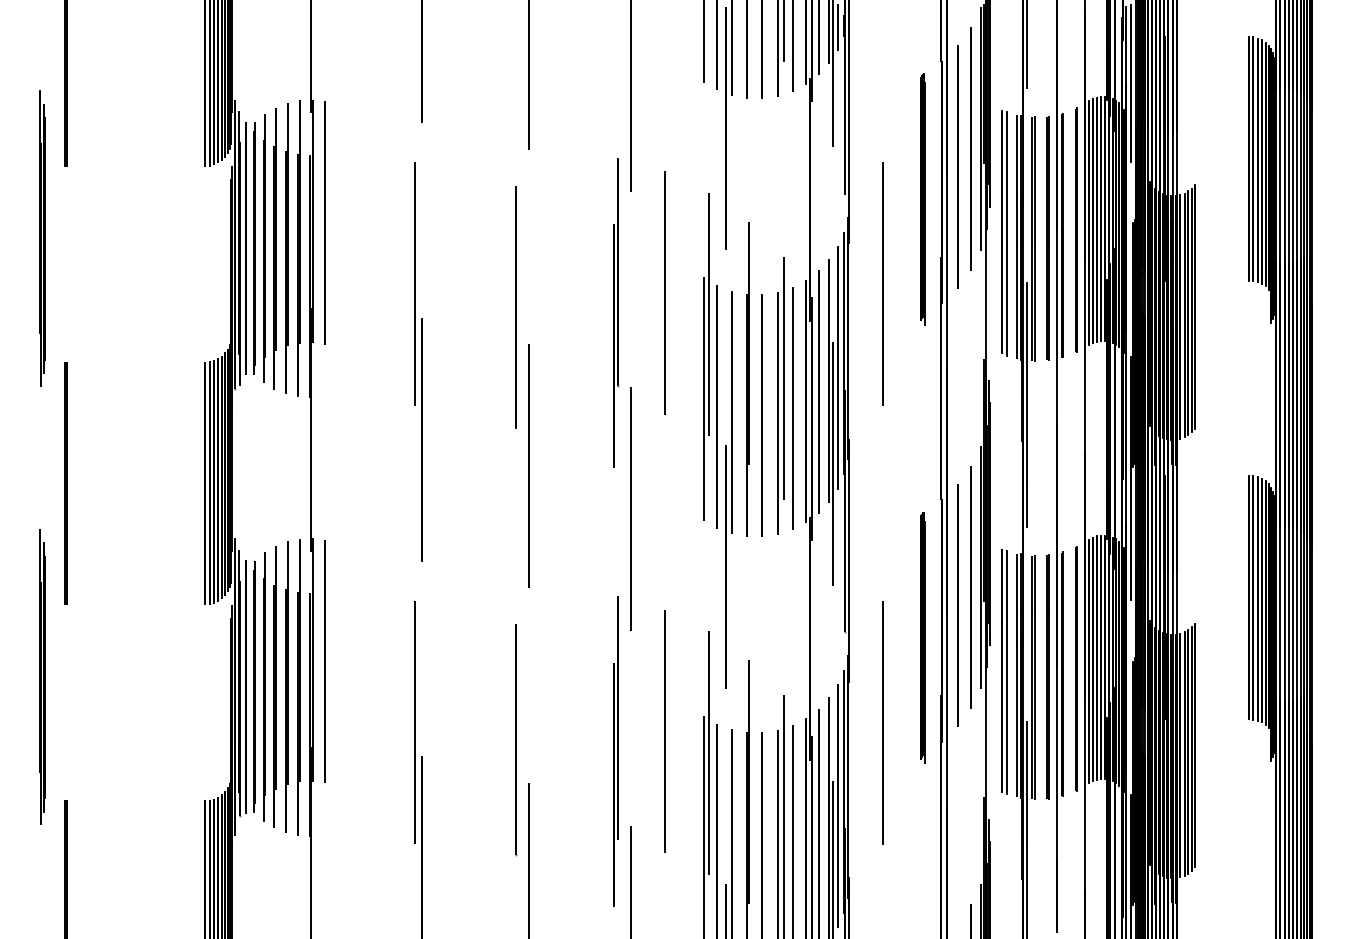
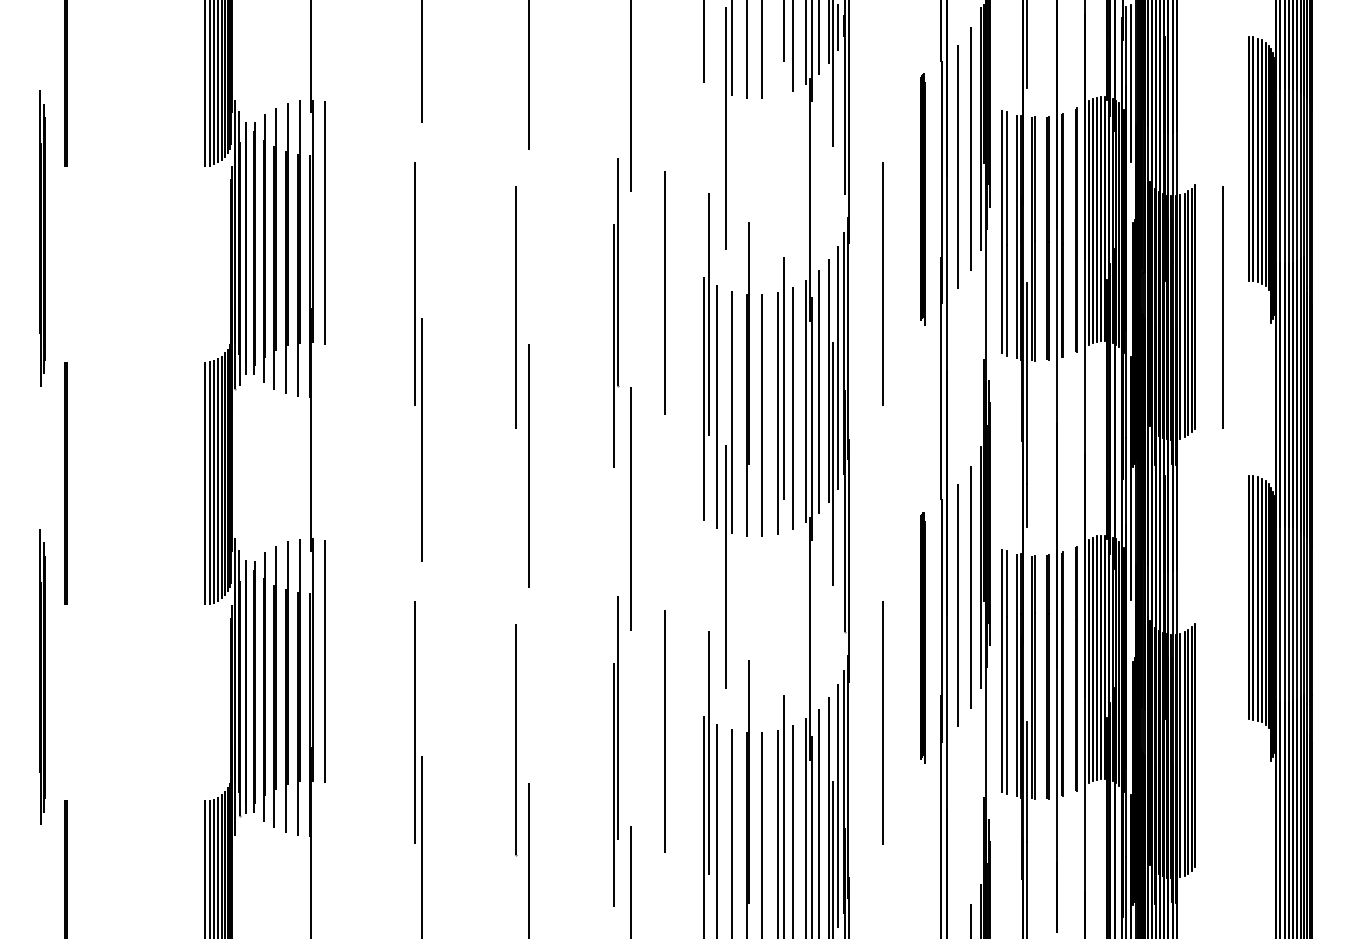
line: present -> none (717, 46)
line: present -> none (777, 49)
line: none -> present (1222, 307)
line: present -> none (725, 909)
